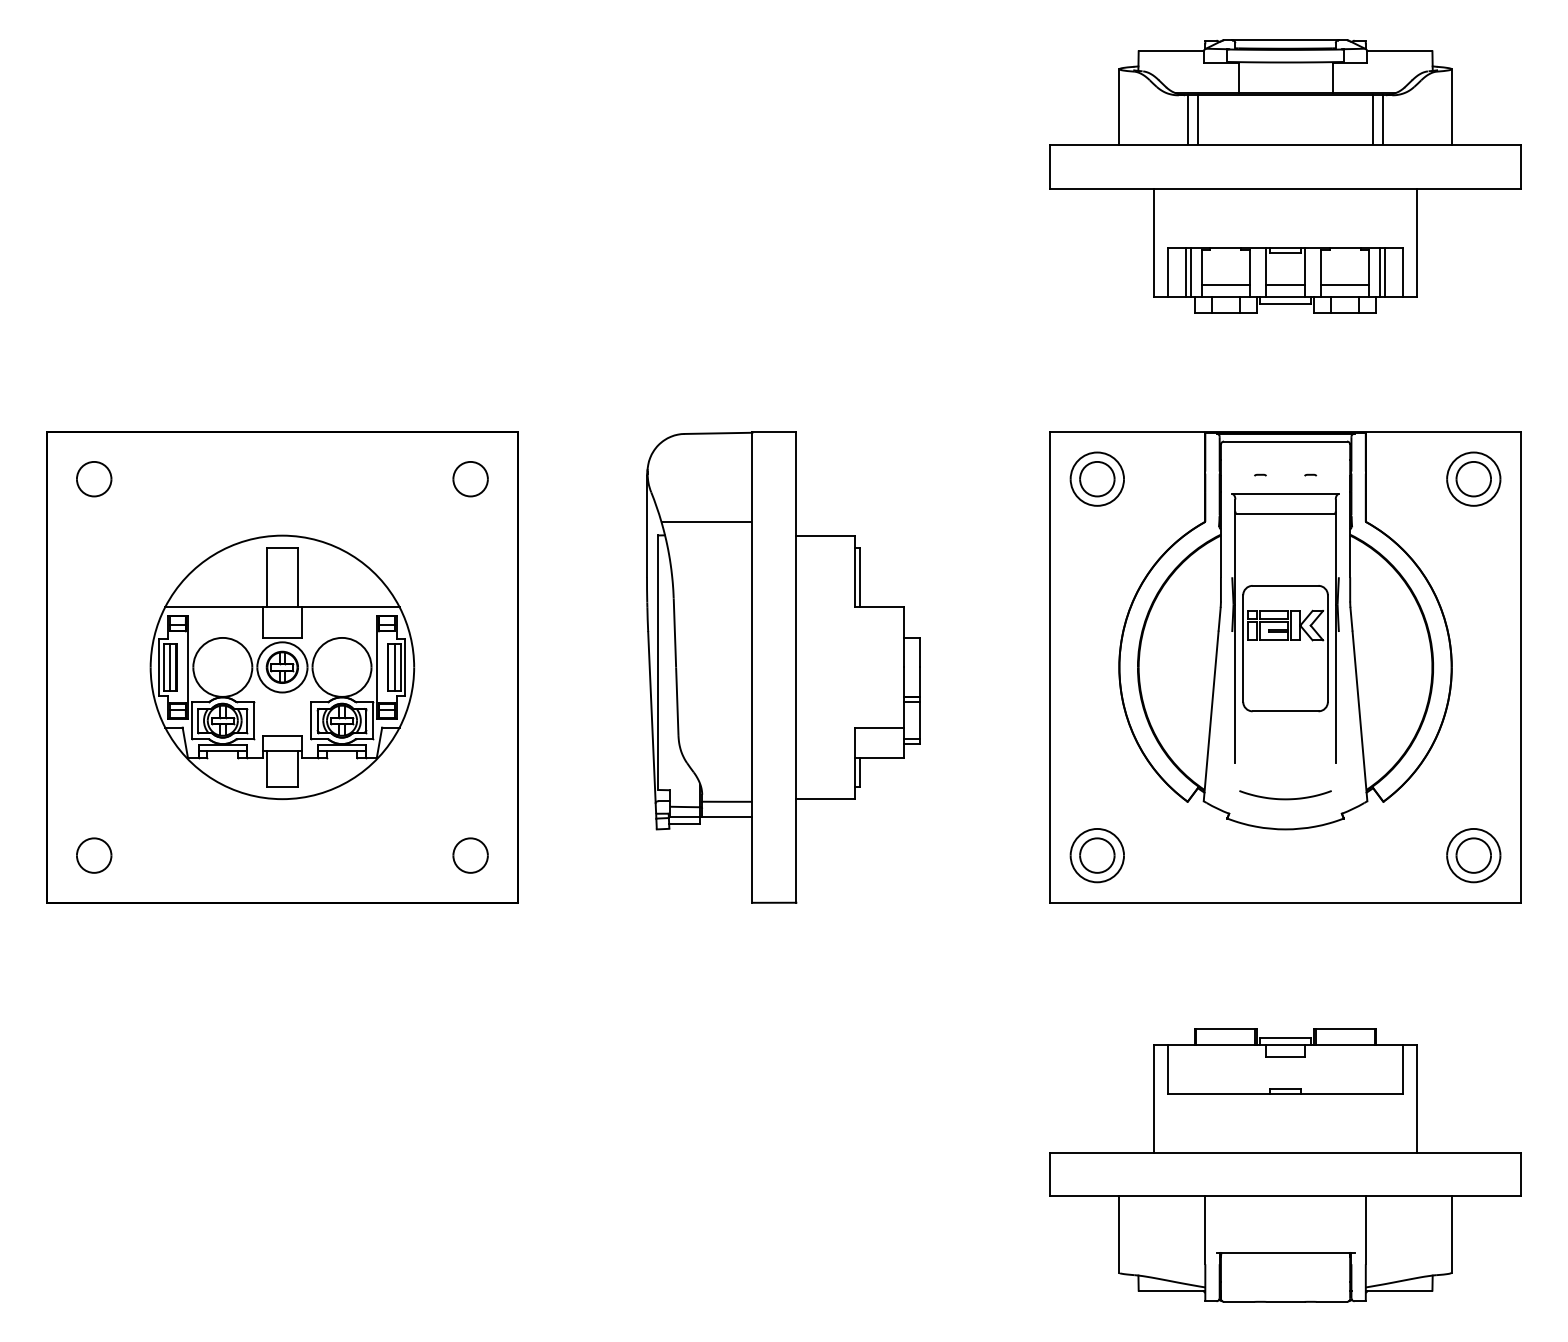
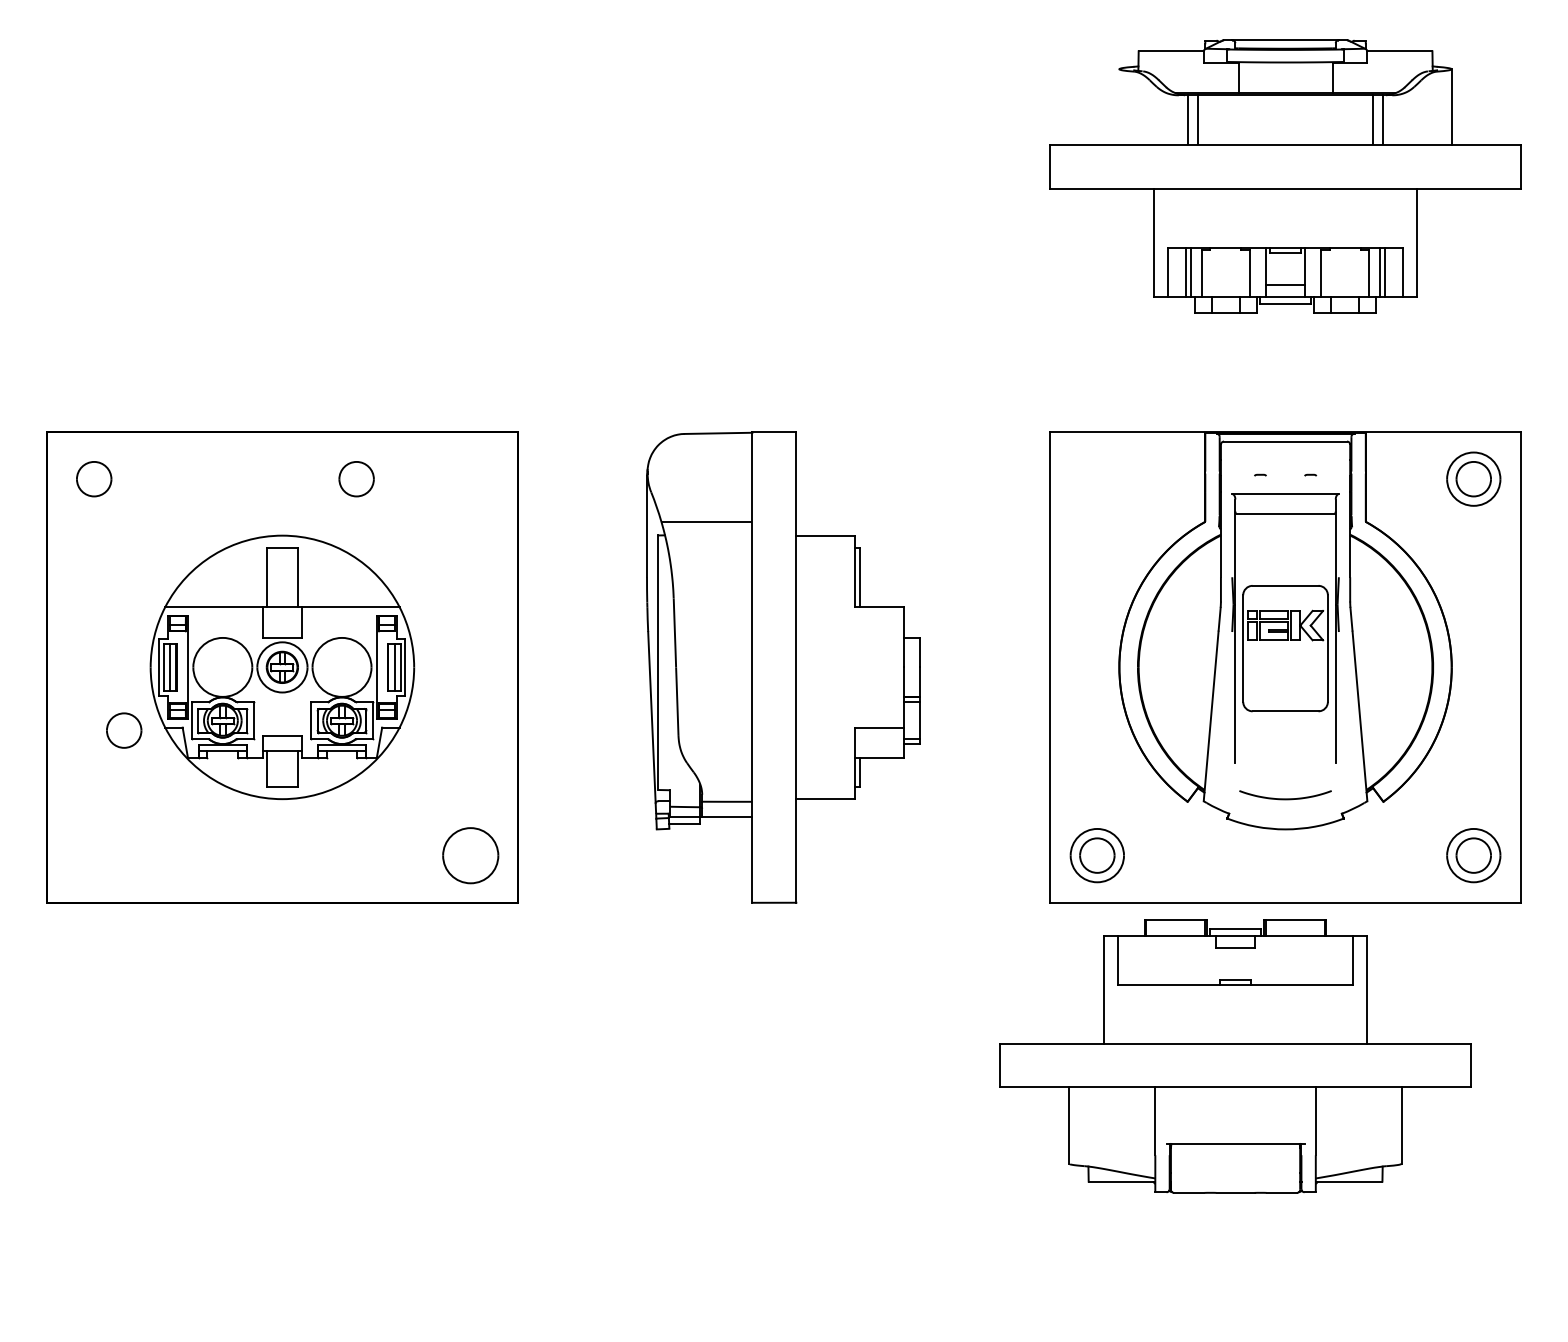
line: present -> none (1119, 107)
line: present -> none (1225, 284)
line: present -> none (1344, 284)
part: present -> none (1096, 478)
part position: (470, 479) -> (356, 479) (356, 479)
part position: (94, 855) -> (124, 730) (124, 730)
part size: 37x37 px -> 58x58 px (470, 855)
part position: (1285, 1165) -> (1235, 1056) (1235, 1056)
